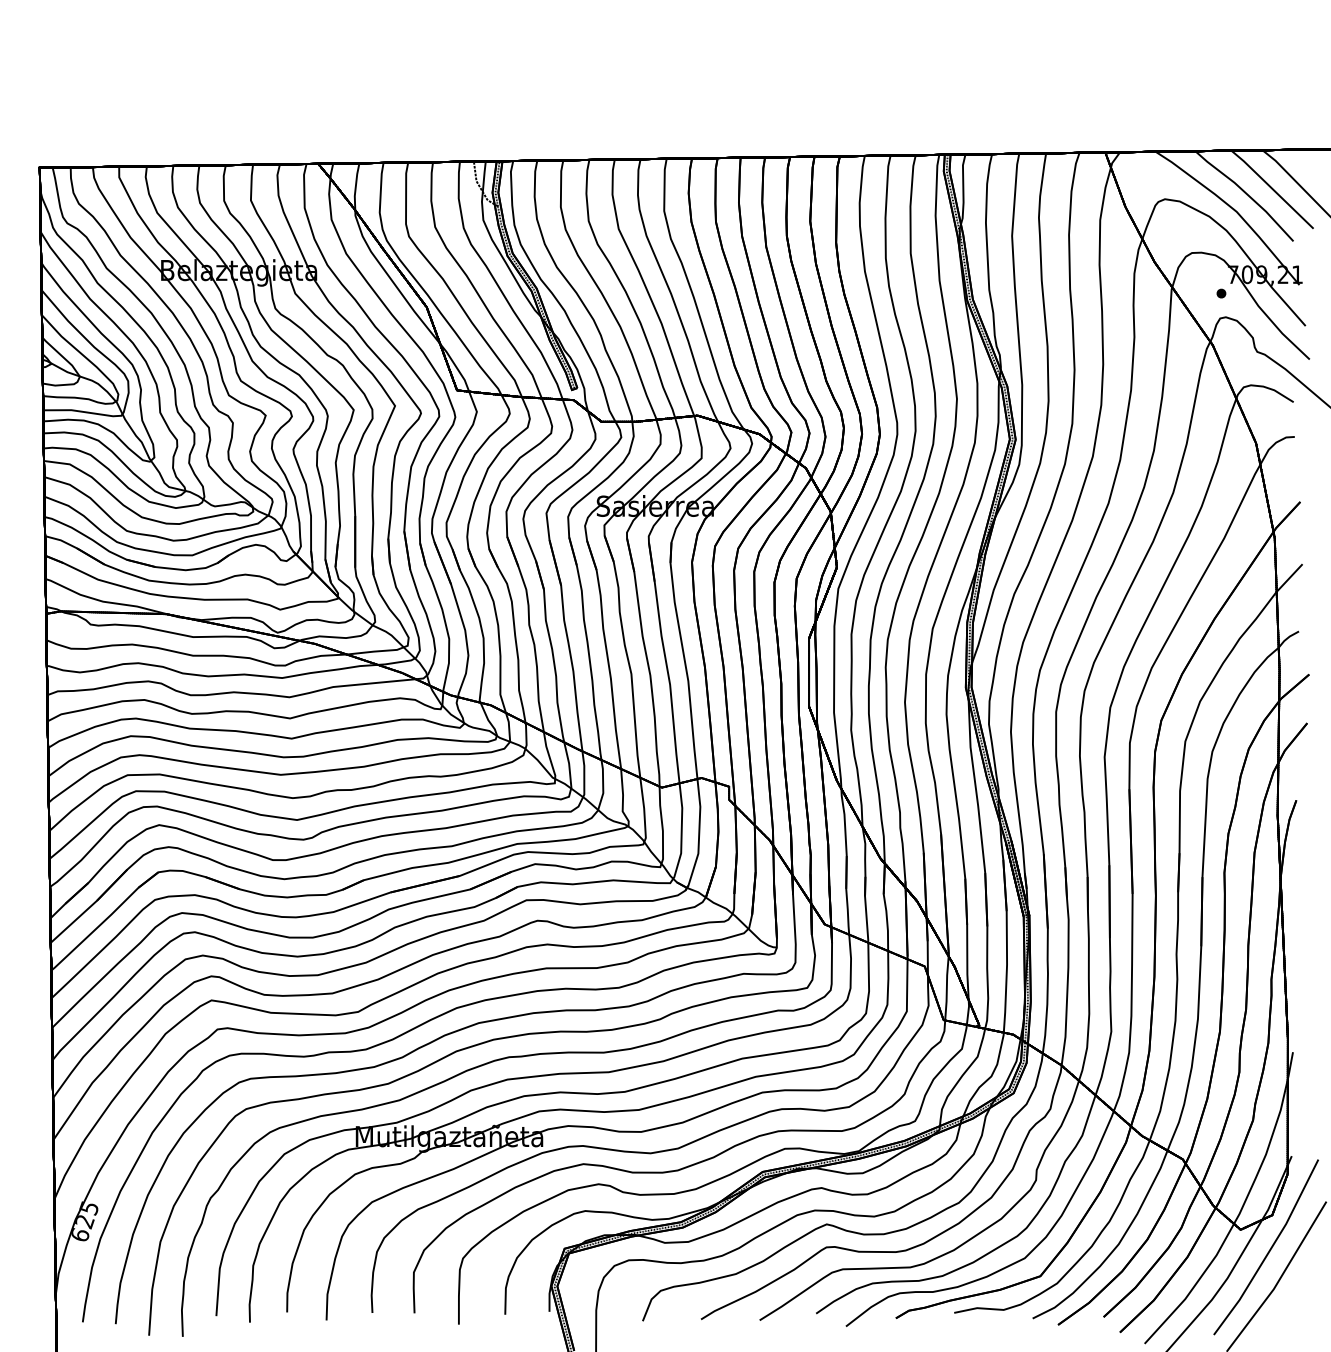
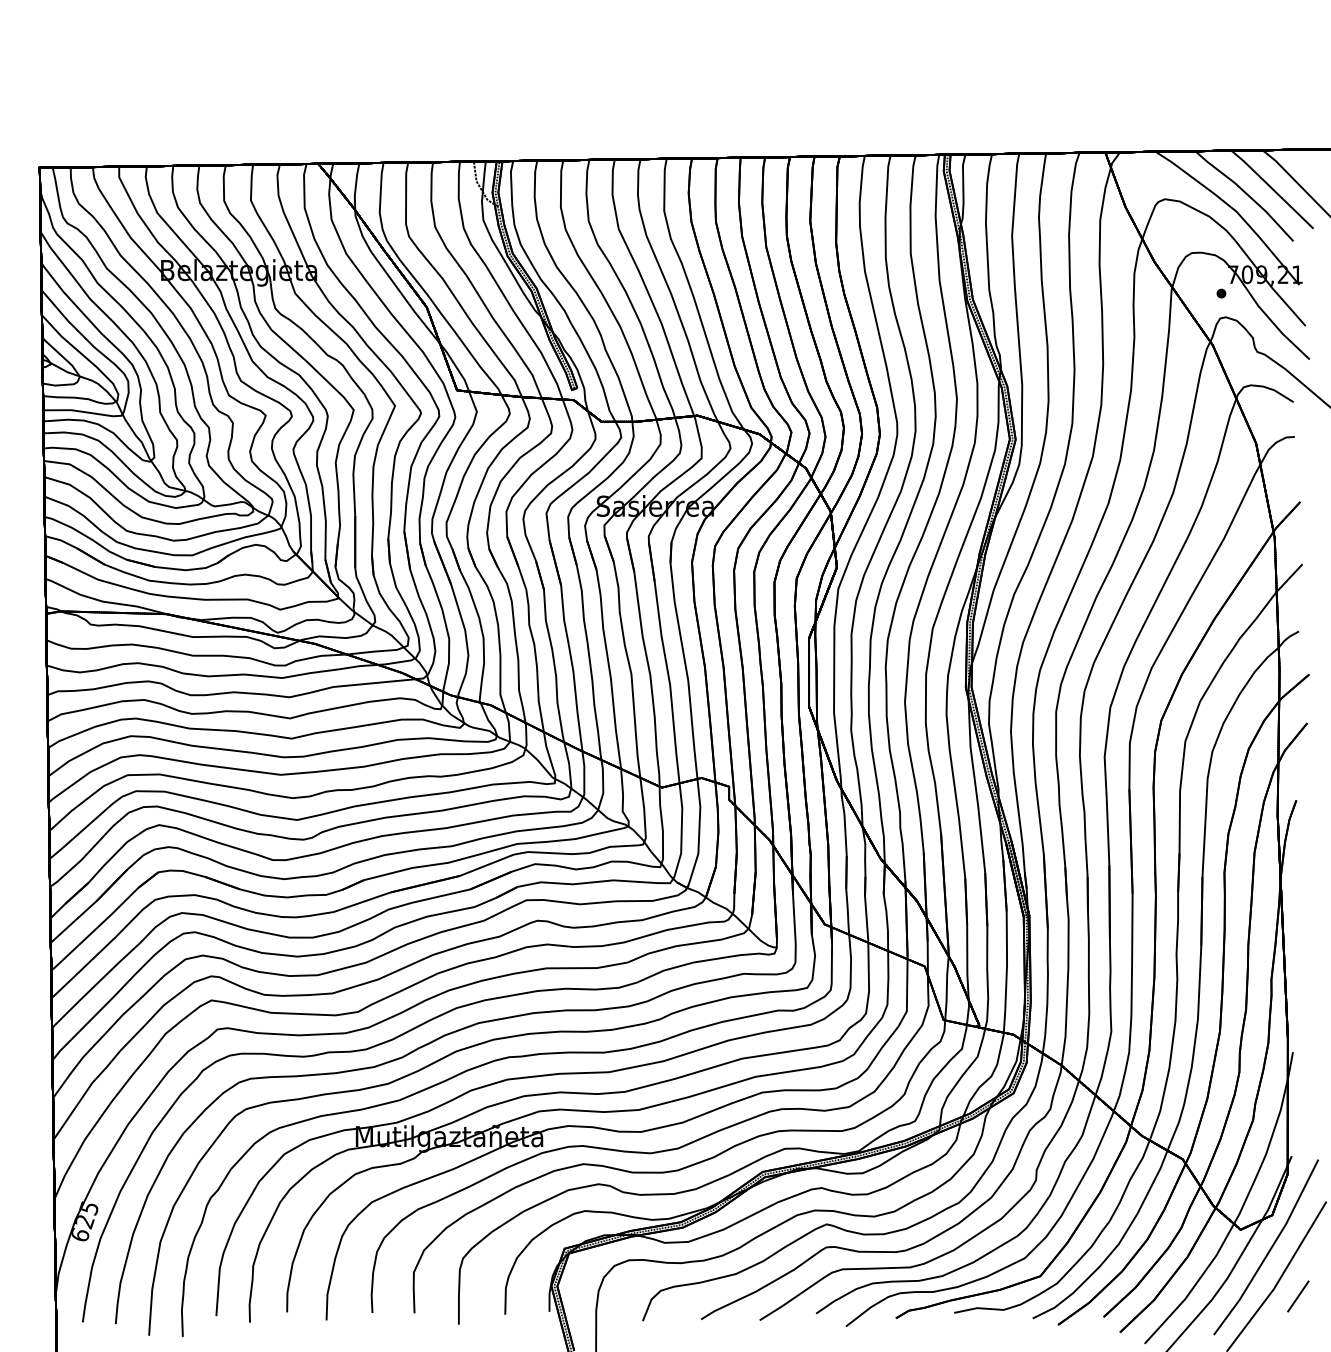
line: none -> present (1298, 1296)
